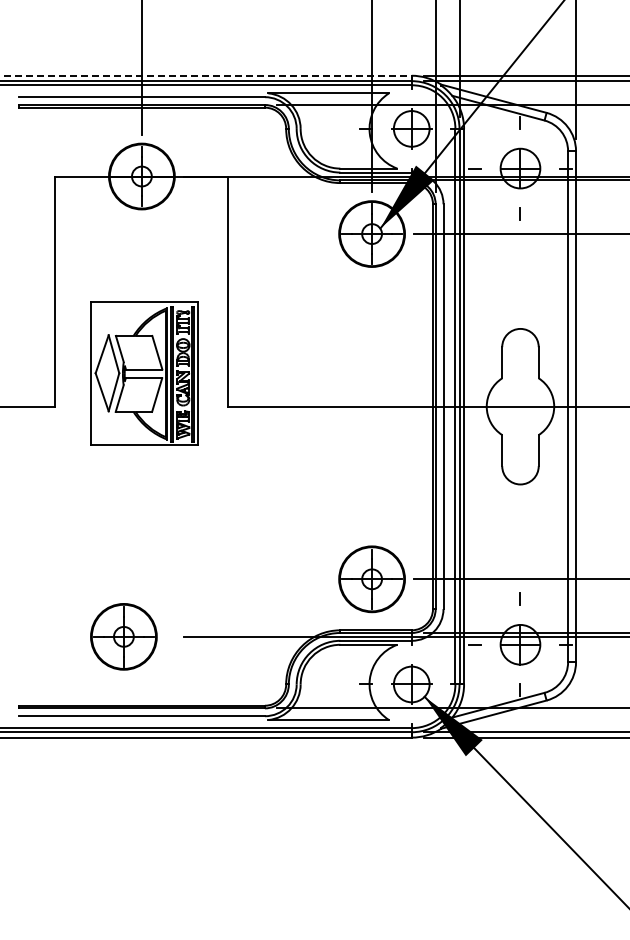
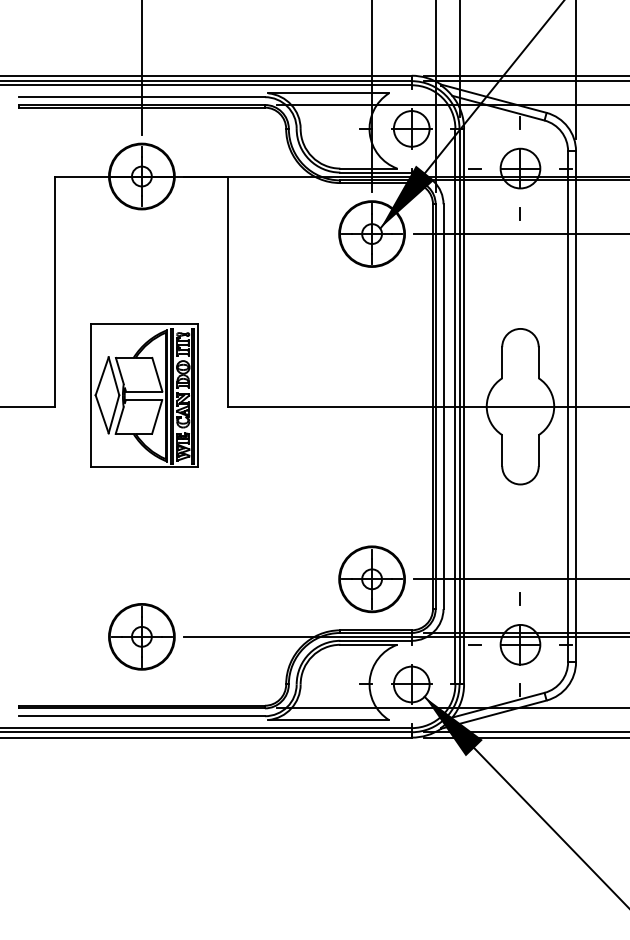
line: dashed -> solid (205, 75)
part position: (144, 373) -> (144, 395) (144, 395)
part position: (123, 636) -> (141, 636) (141, 636)
